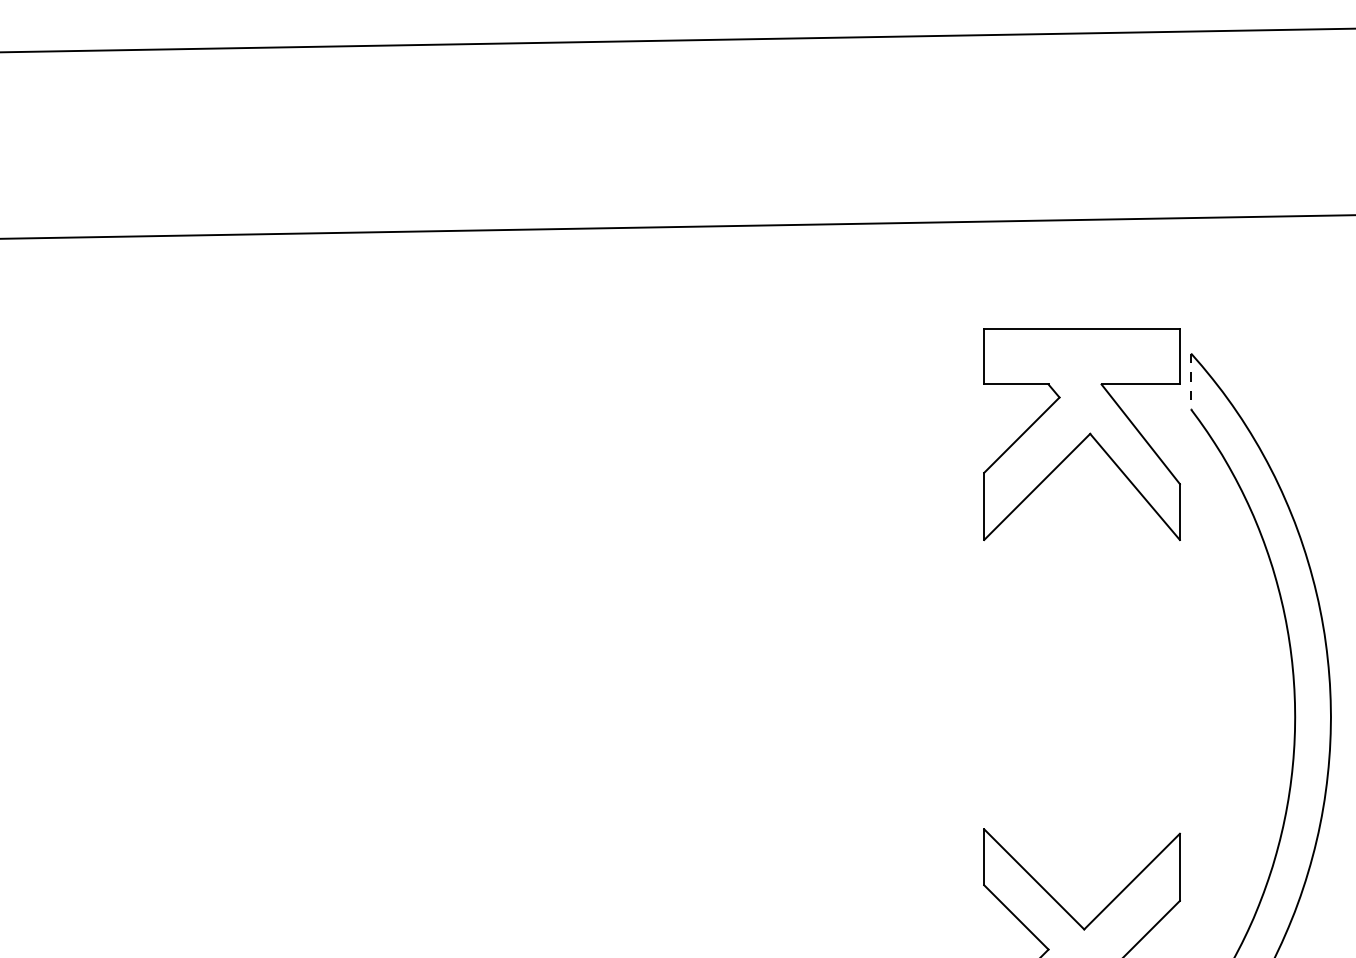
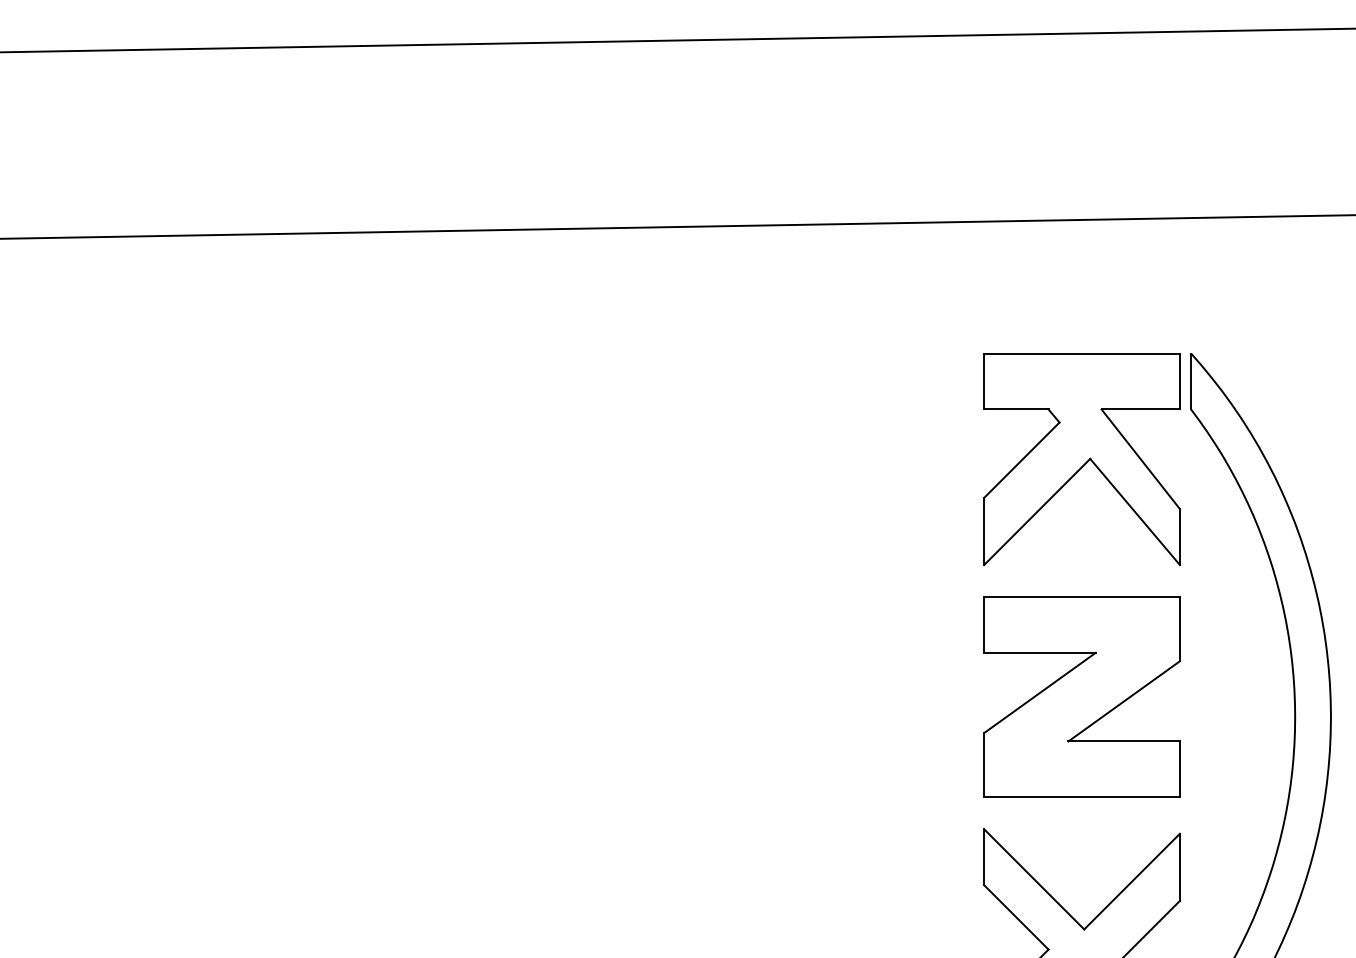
line: dashed -> solid (1191, 381)
part position: (1081, 434) -> (1081, 459) (1081, 459)
part: none -> present (1081, 696)
